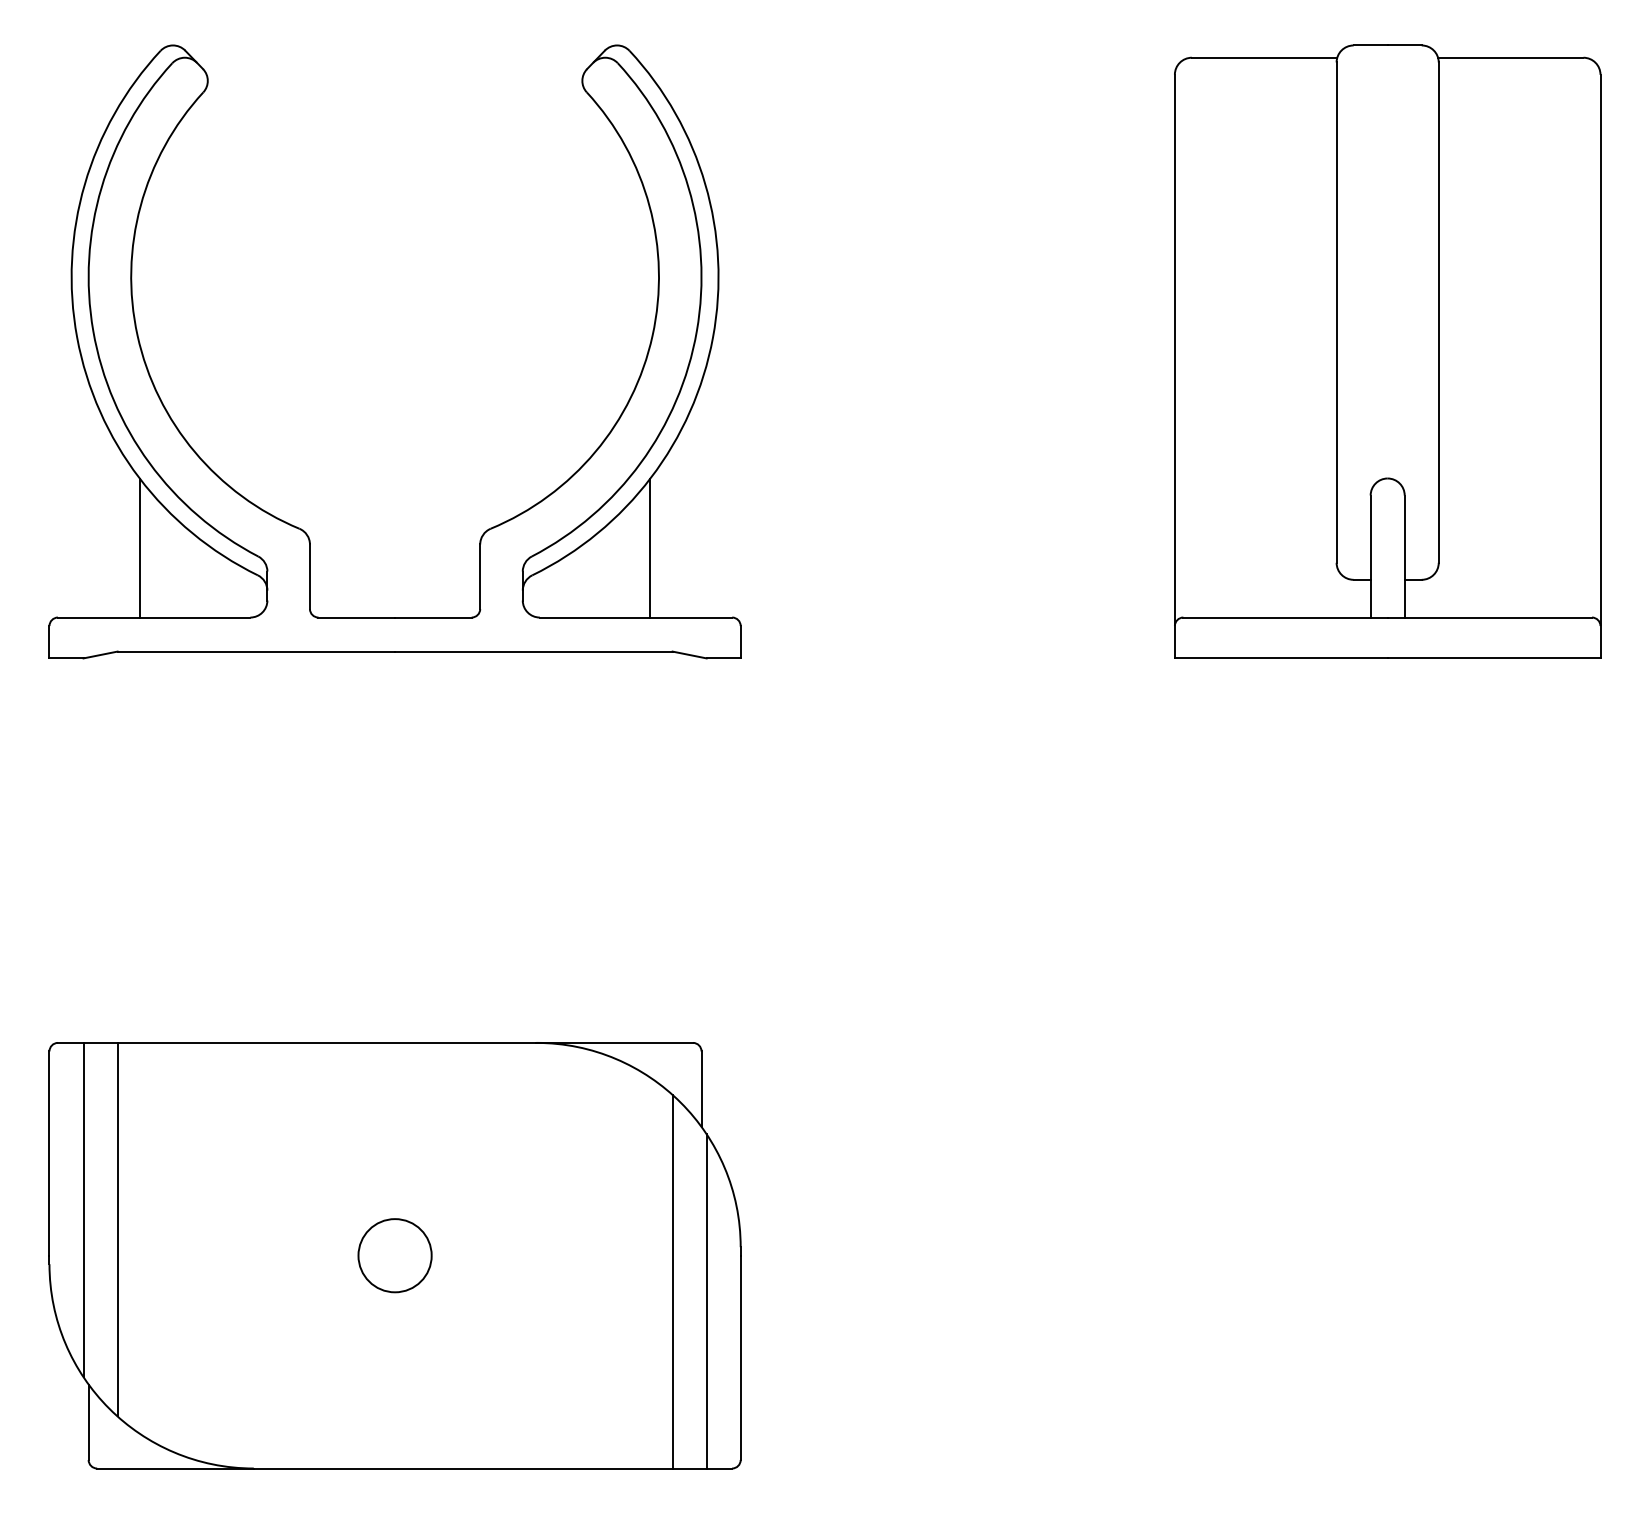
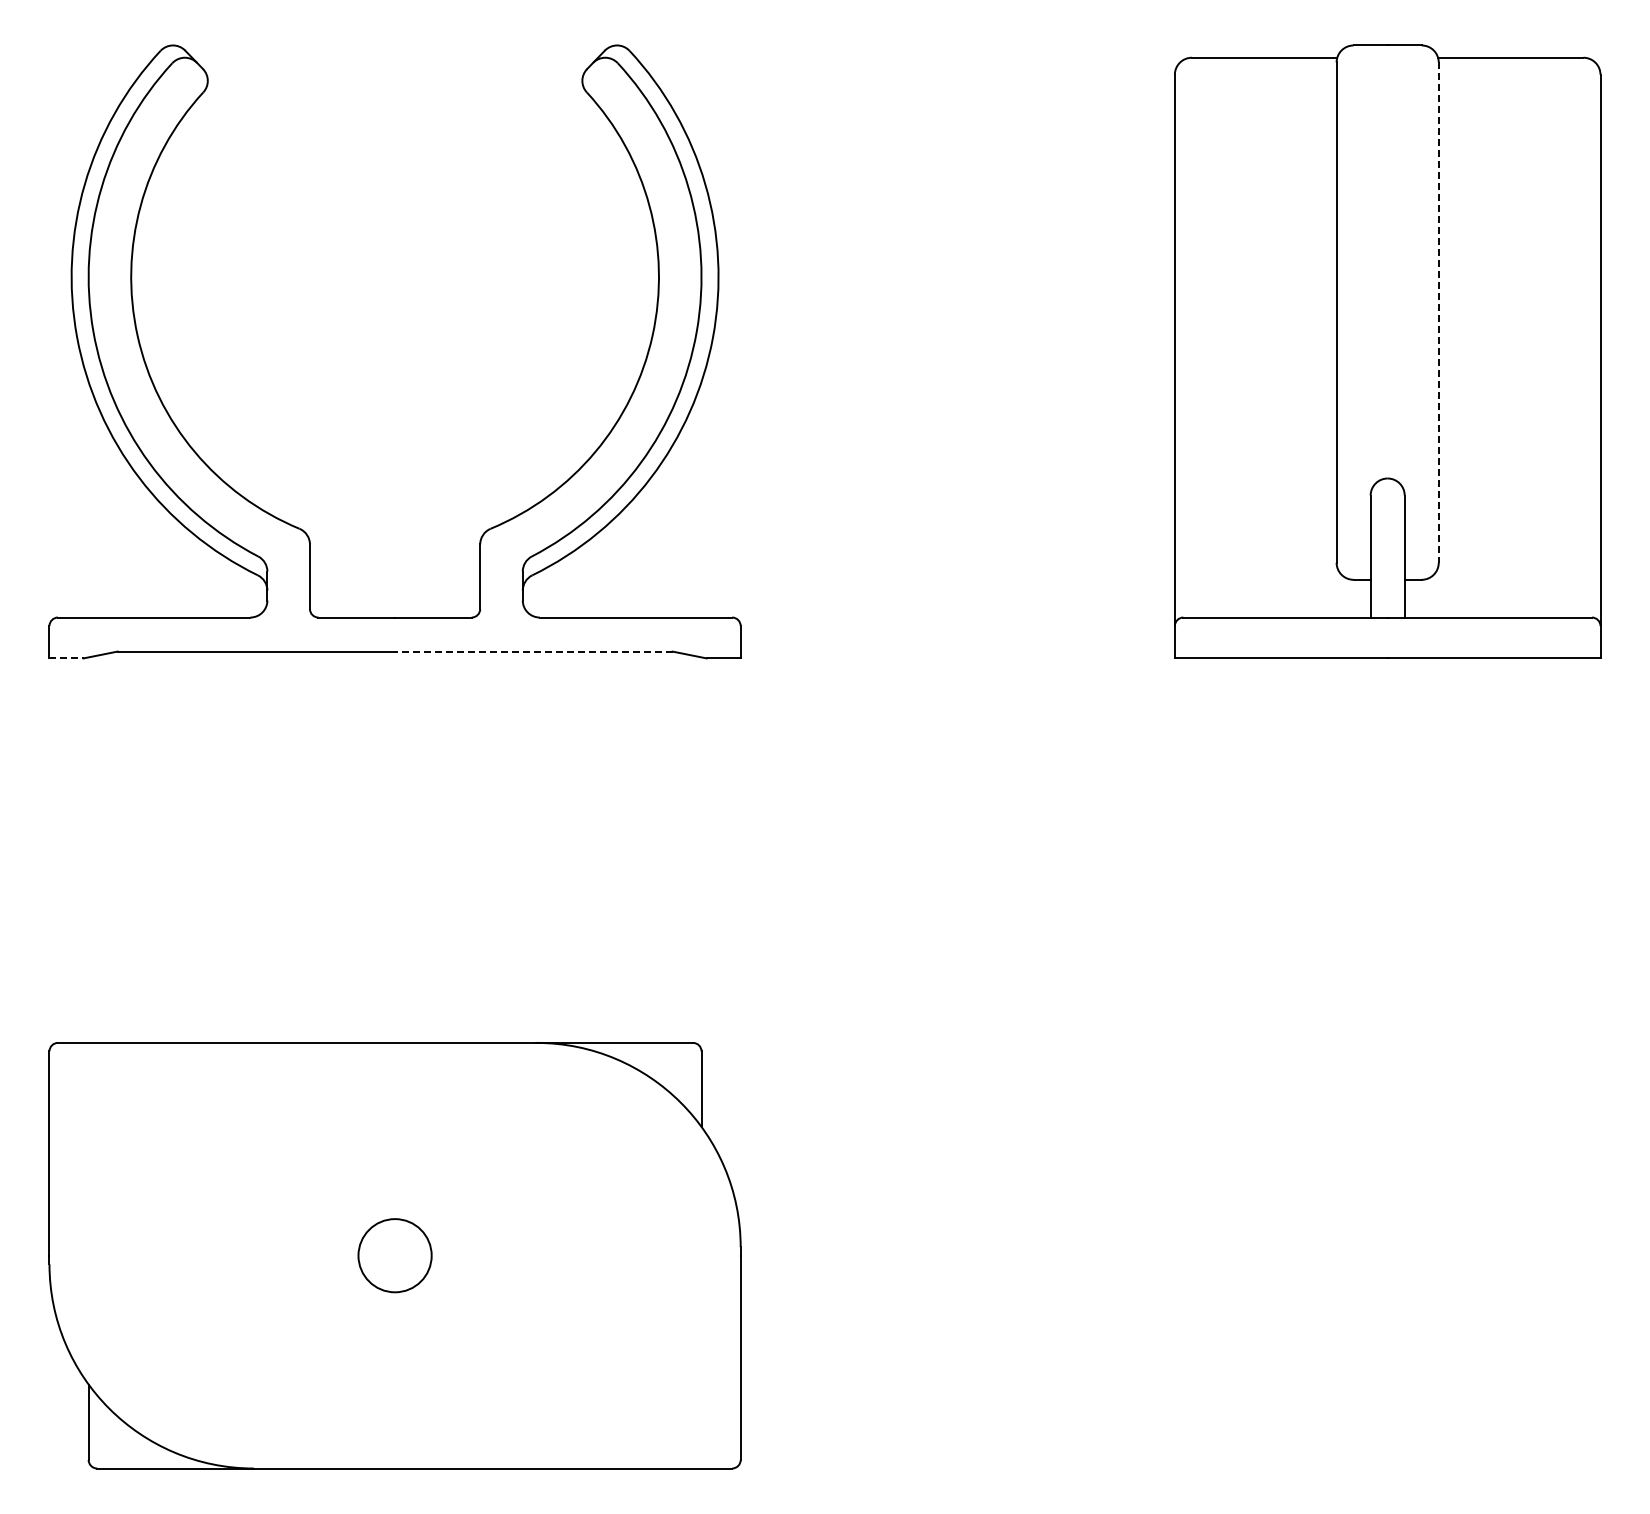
line: solid -> dashed (1438, 313)
line: present -> none (139, 547)
line: present -> none (650, 547)
line: solid -> dashed (533, 651)
line: solid -> dashed (67, 658)
line: present -> none (83, 1209)
line: present -> none (117, 1229)
line: present -> none (672, 1281)
line: present -> none (706, 1301)
